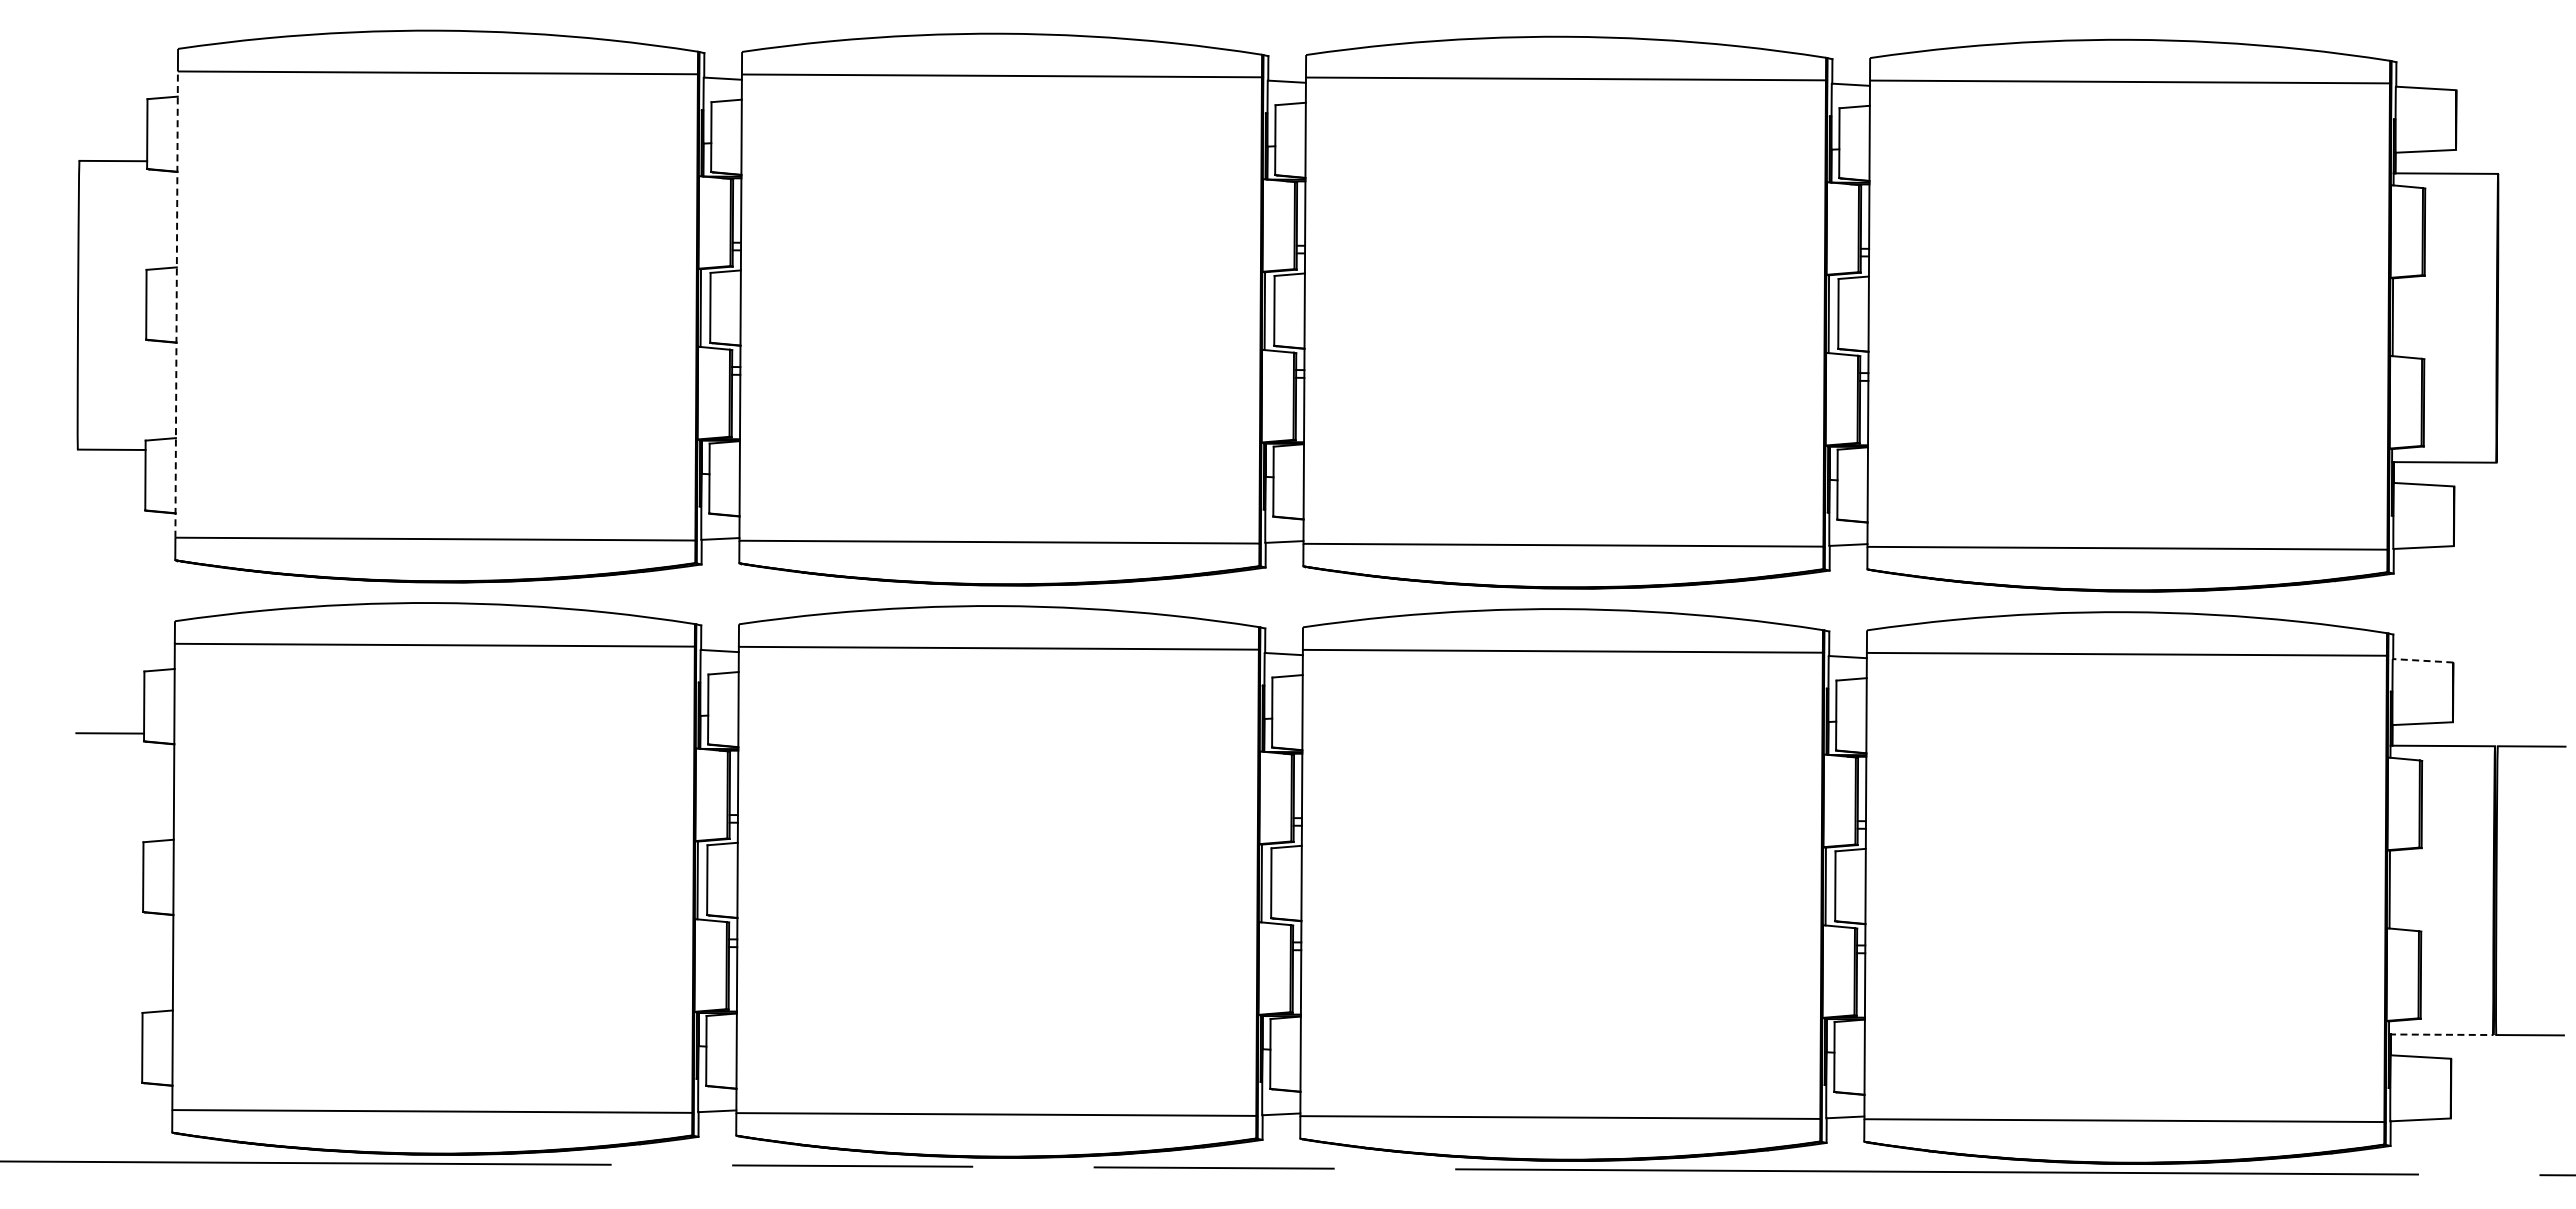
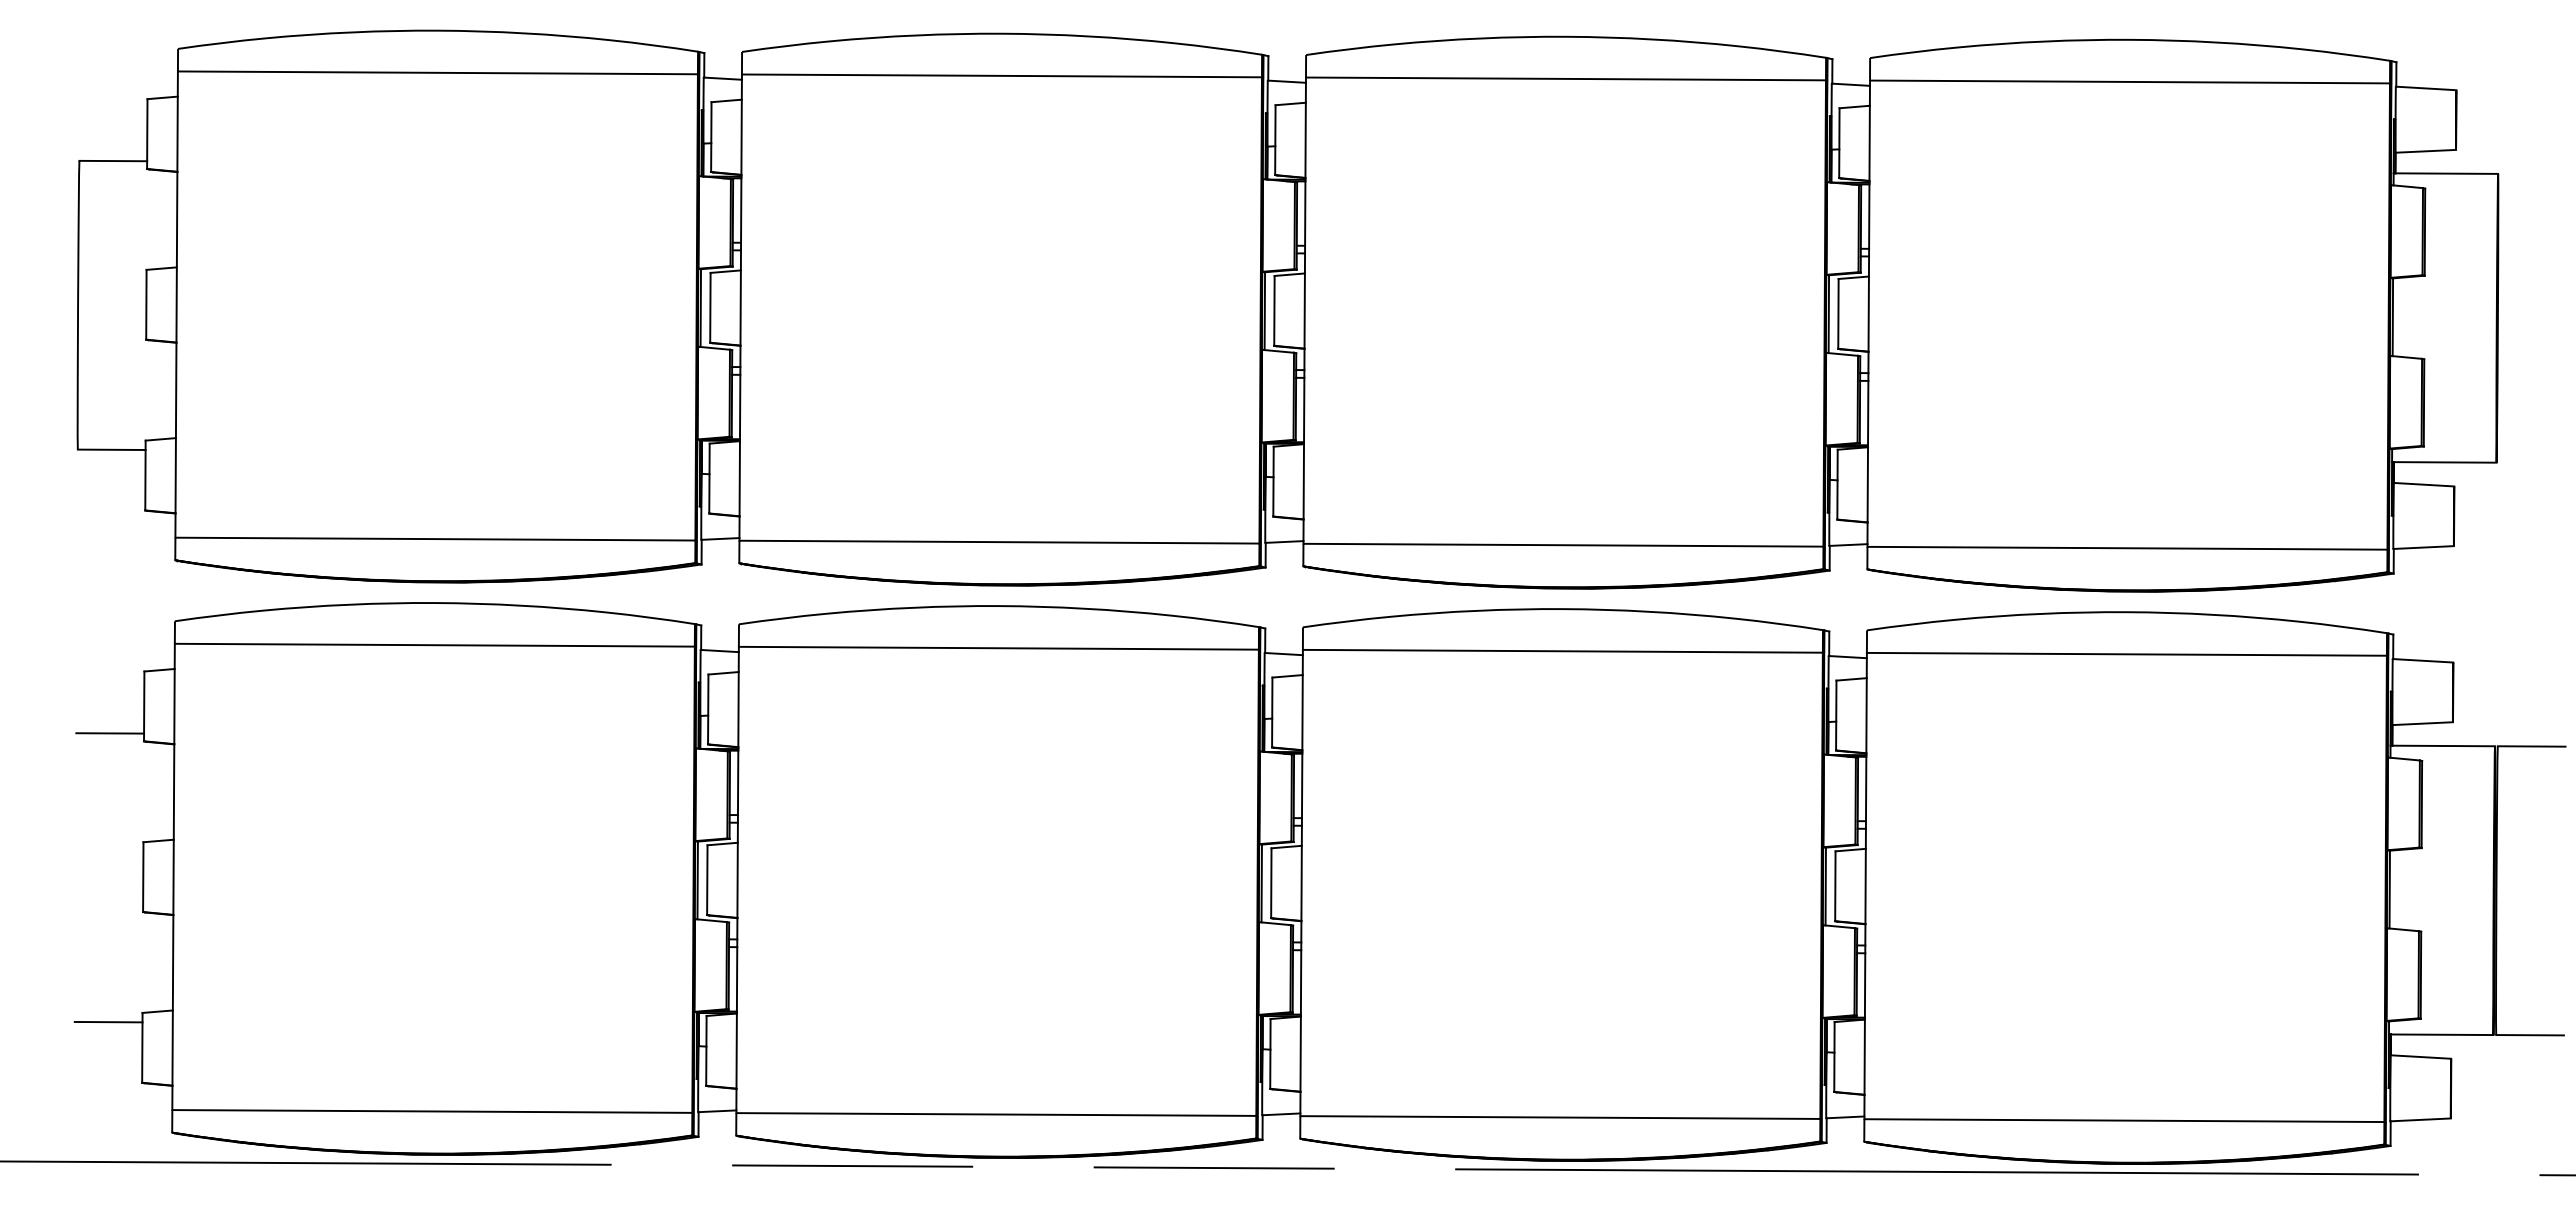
line: dashed -> solid (176, 304)
line: dashed -> solid (2422, 660)
line: none -> present (108, 1021)
line: dashed -> solid (2441, 1034)
